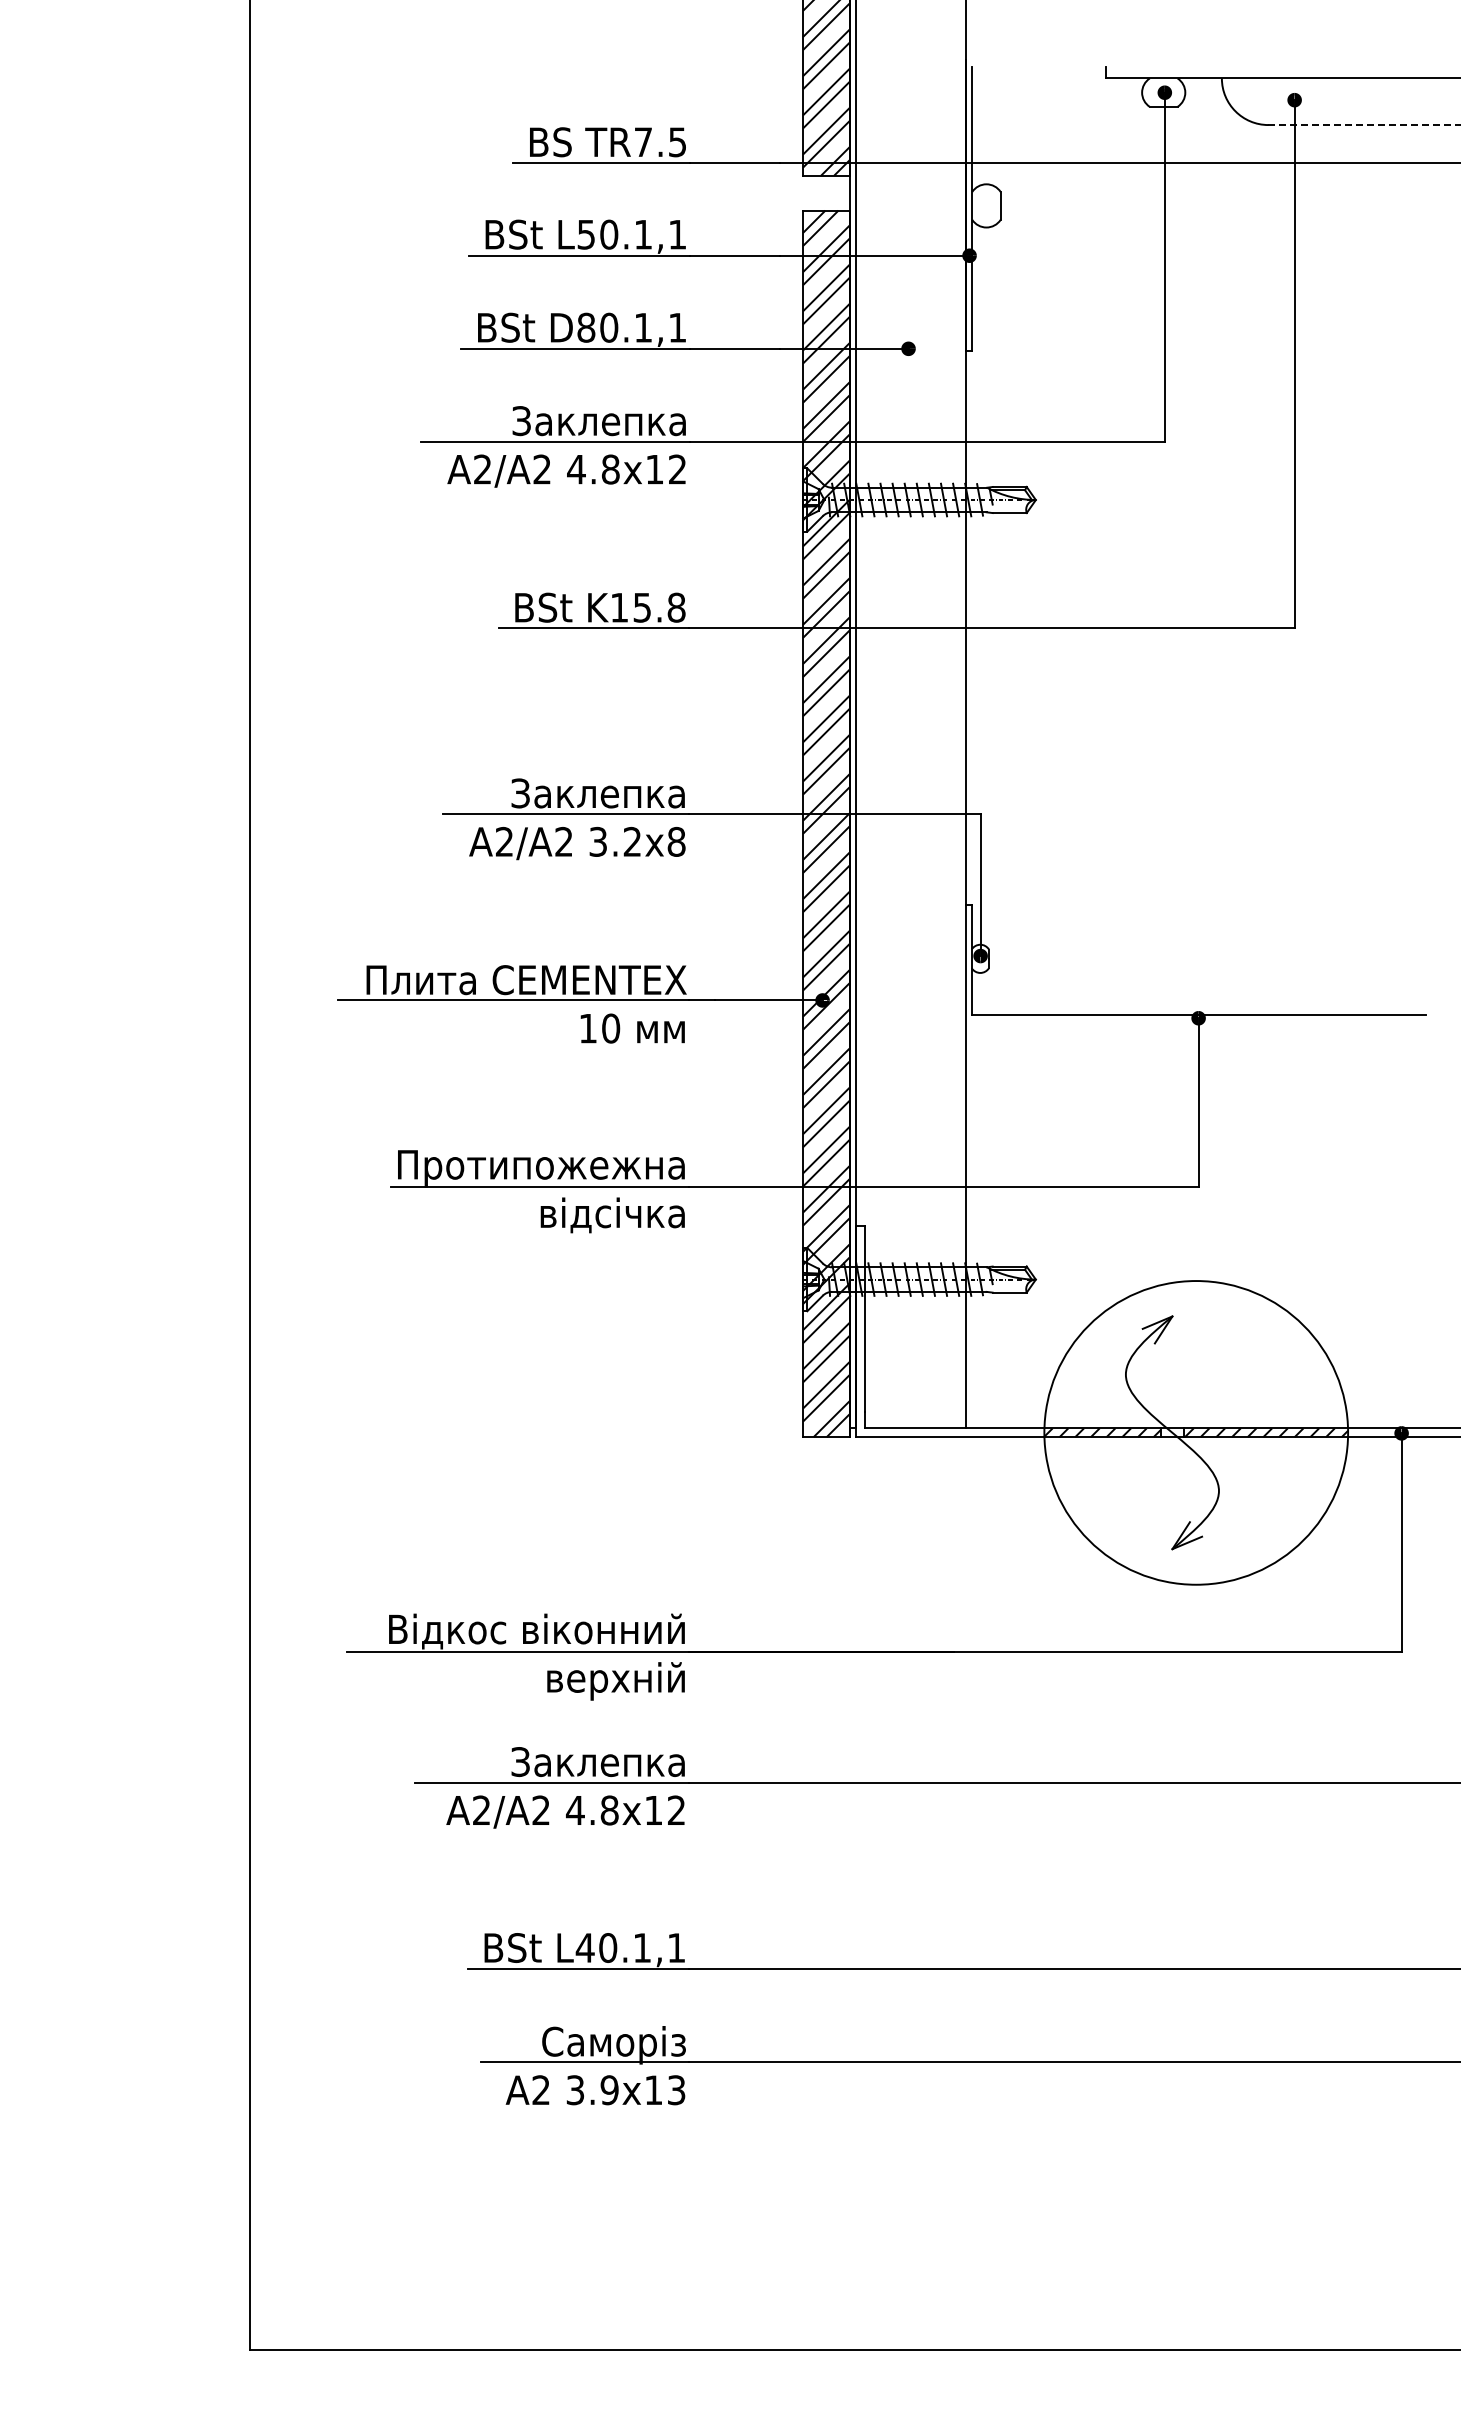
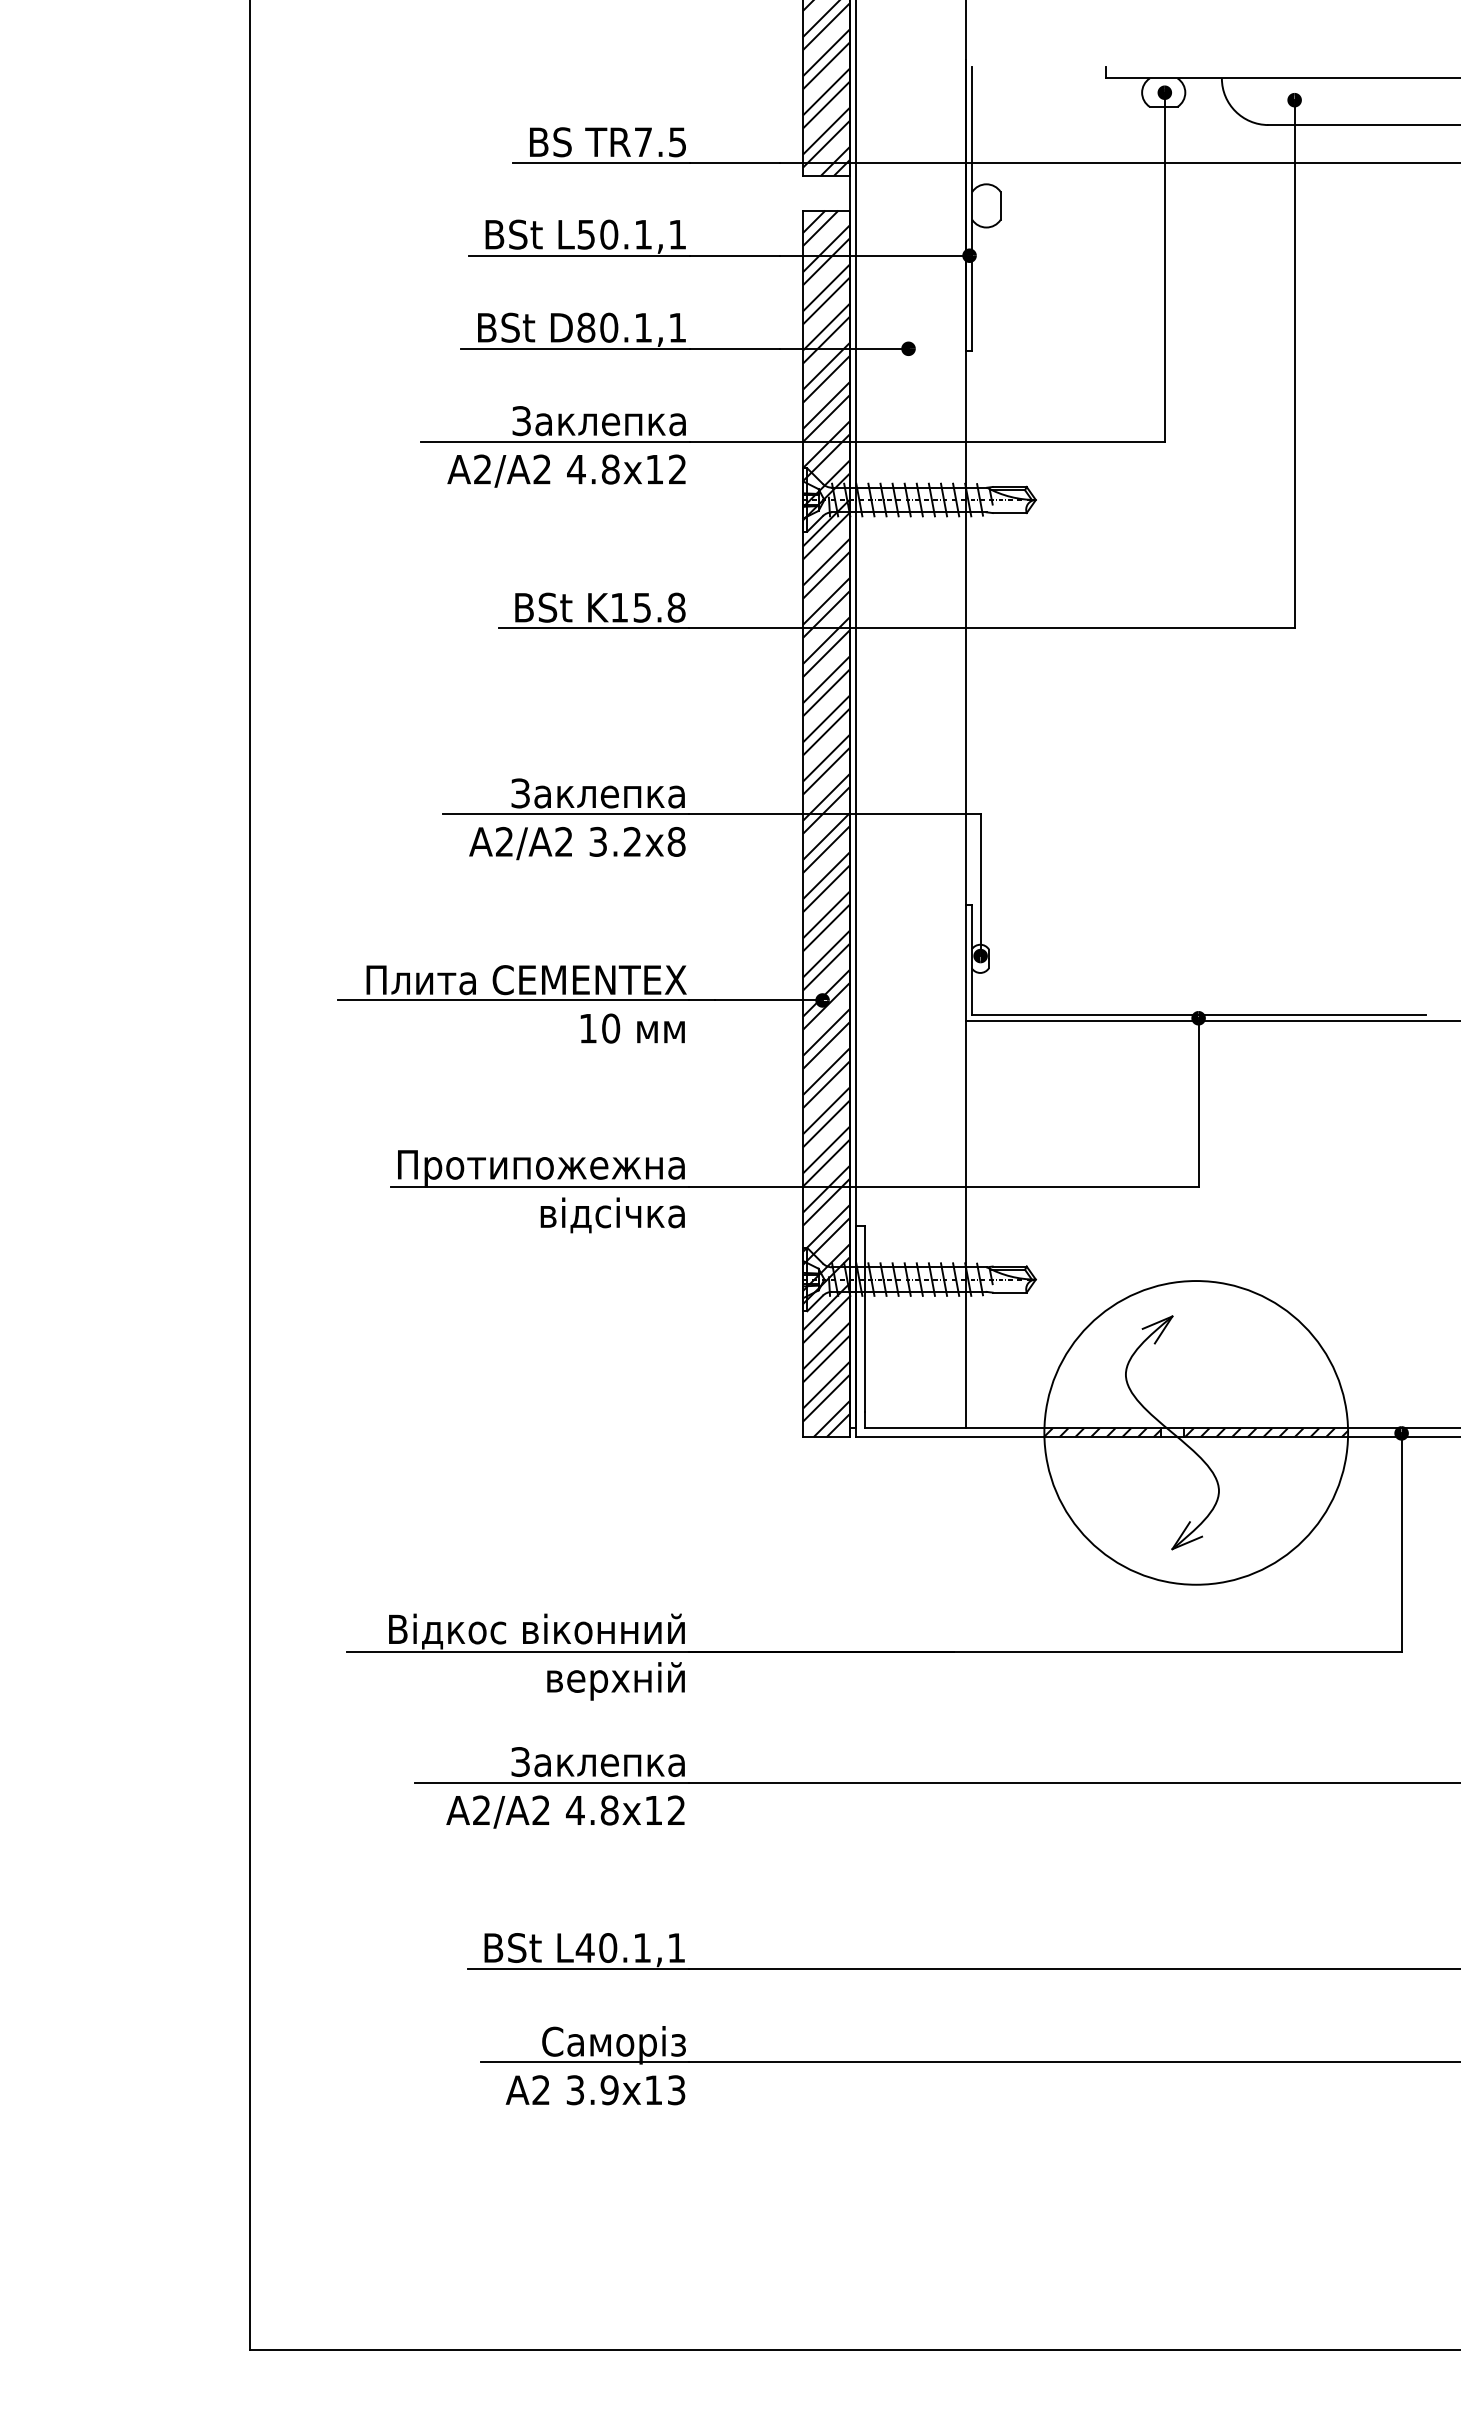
line: dashed -> solid (1364, 125)
line: none -> present (1211, 1021)
